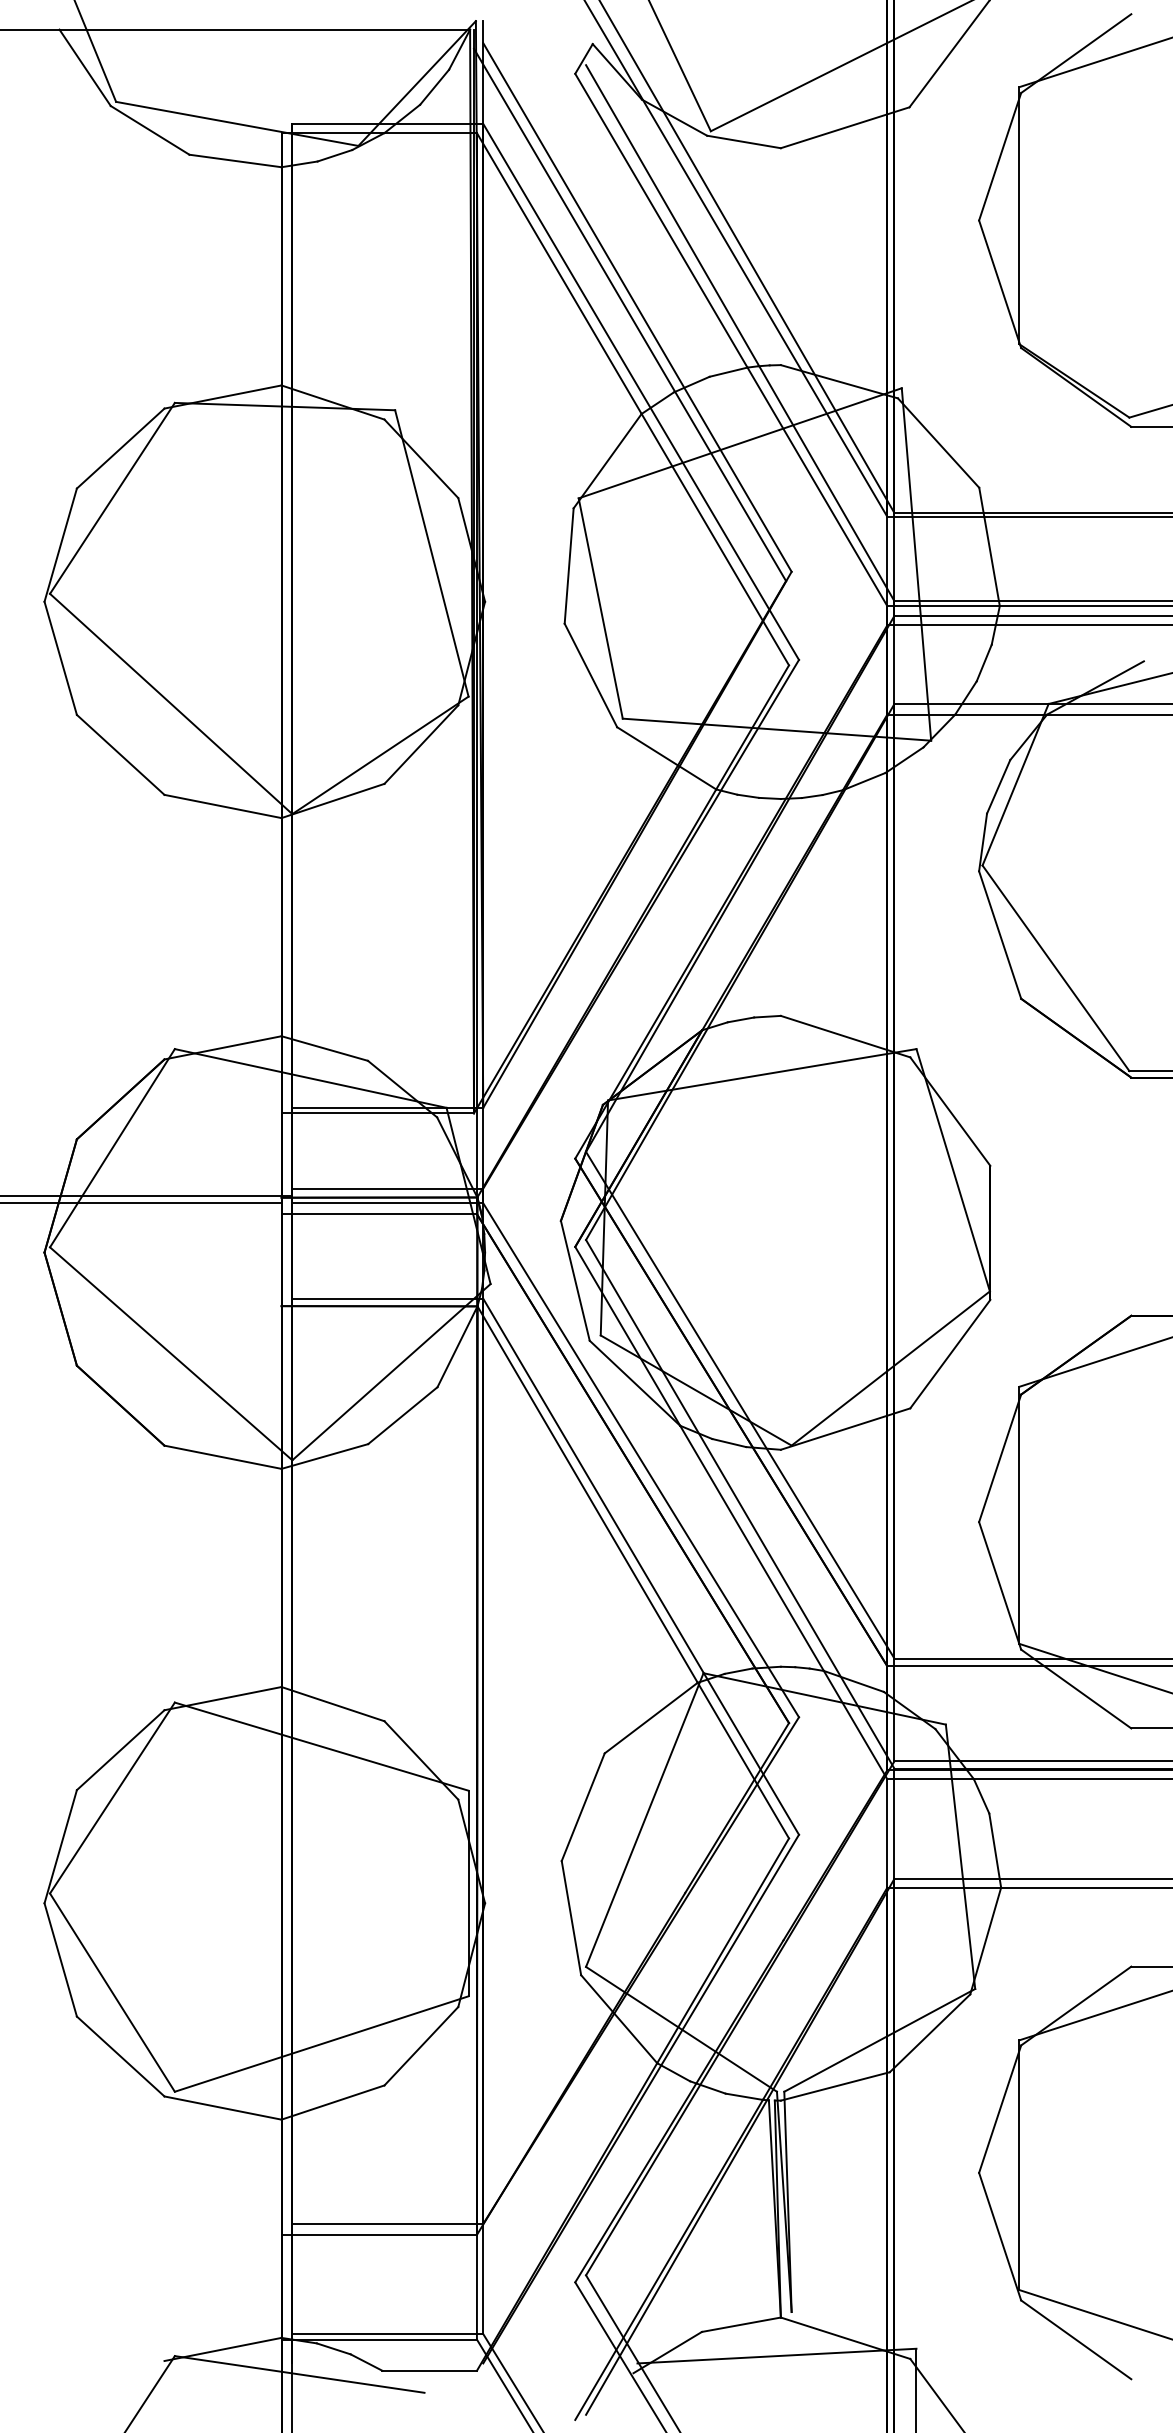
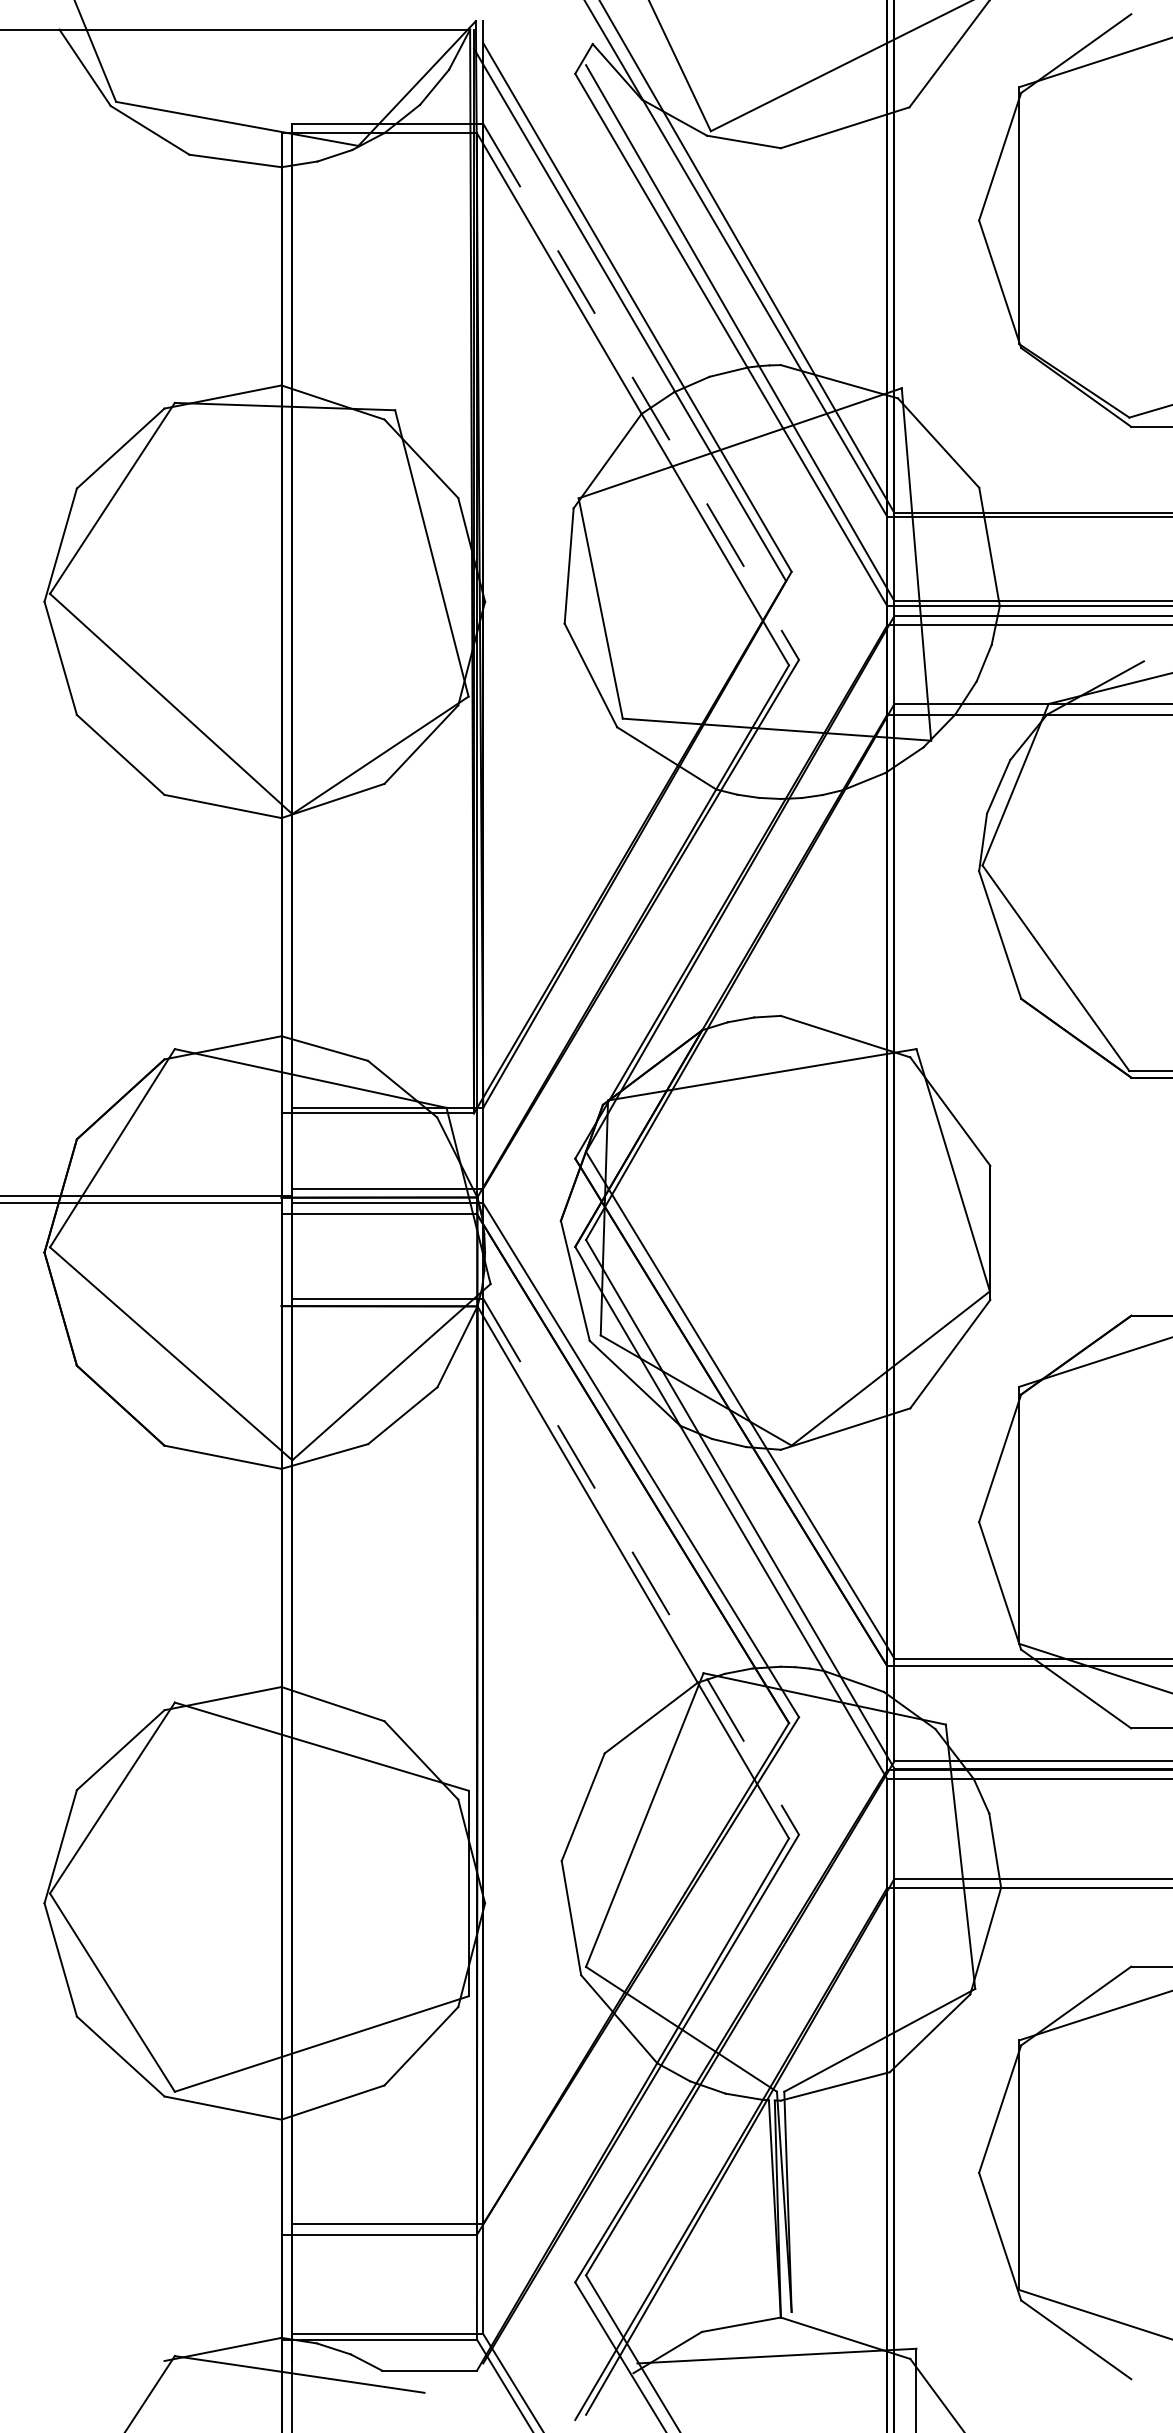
line: solid -> dashed (641, 392)
line: solid -> dashed (641, 1567)
